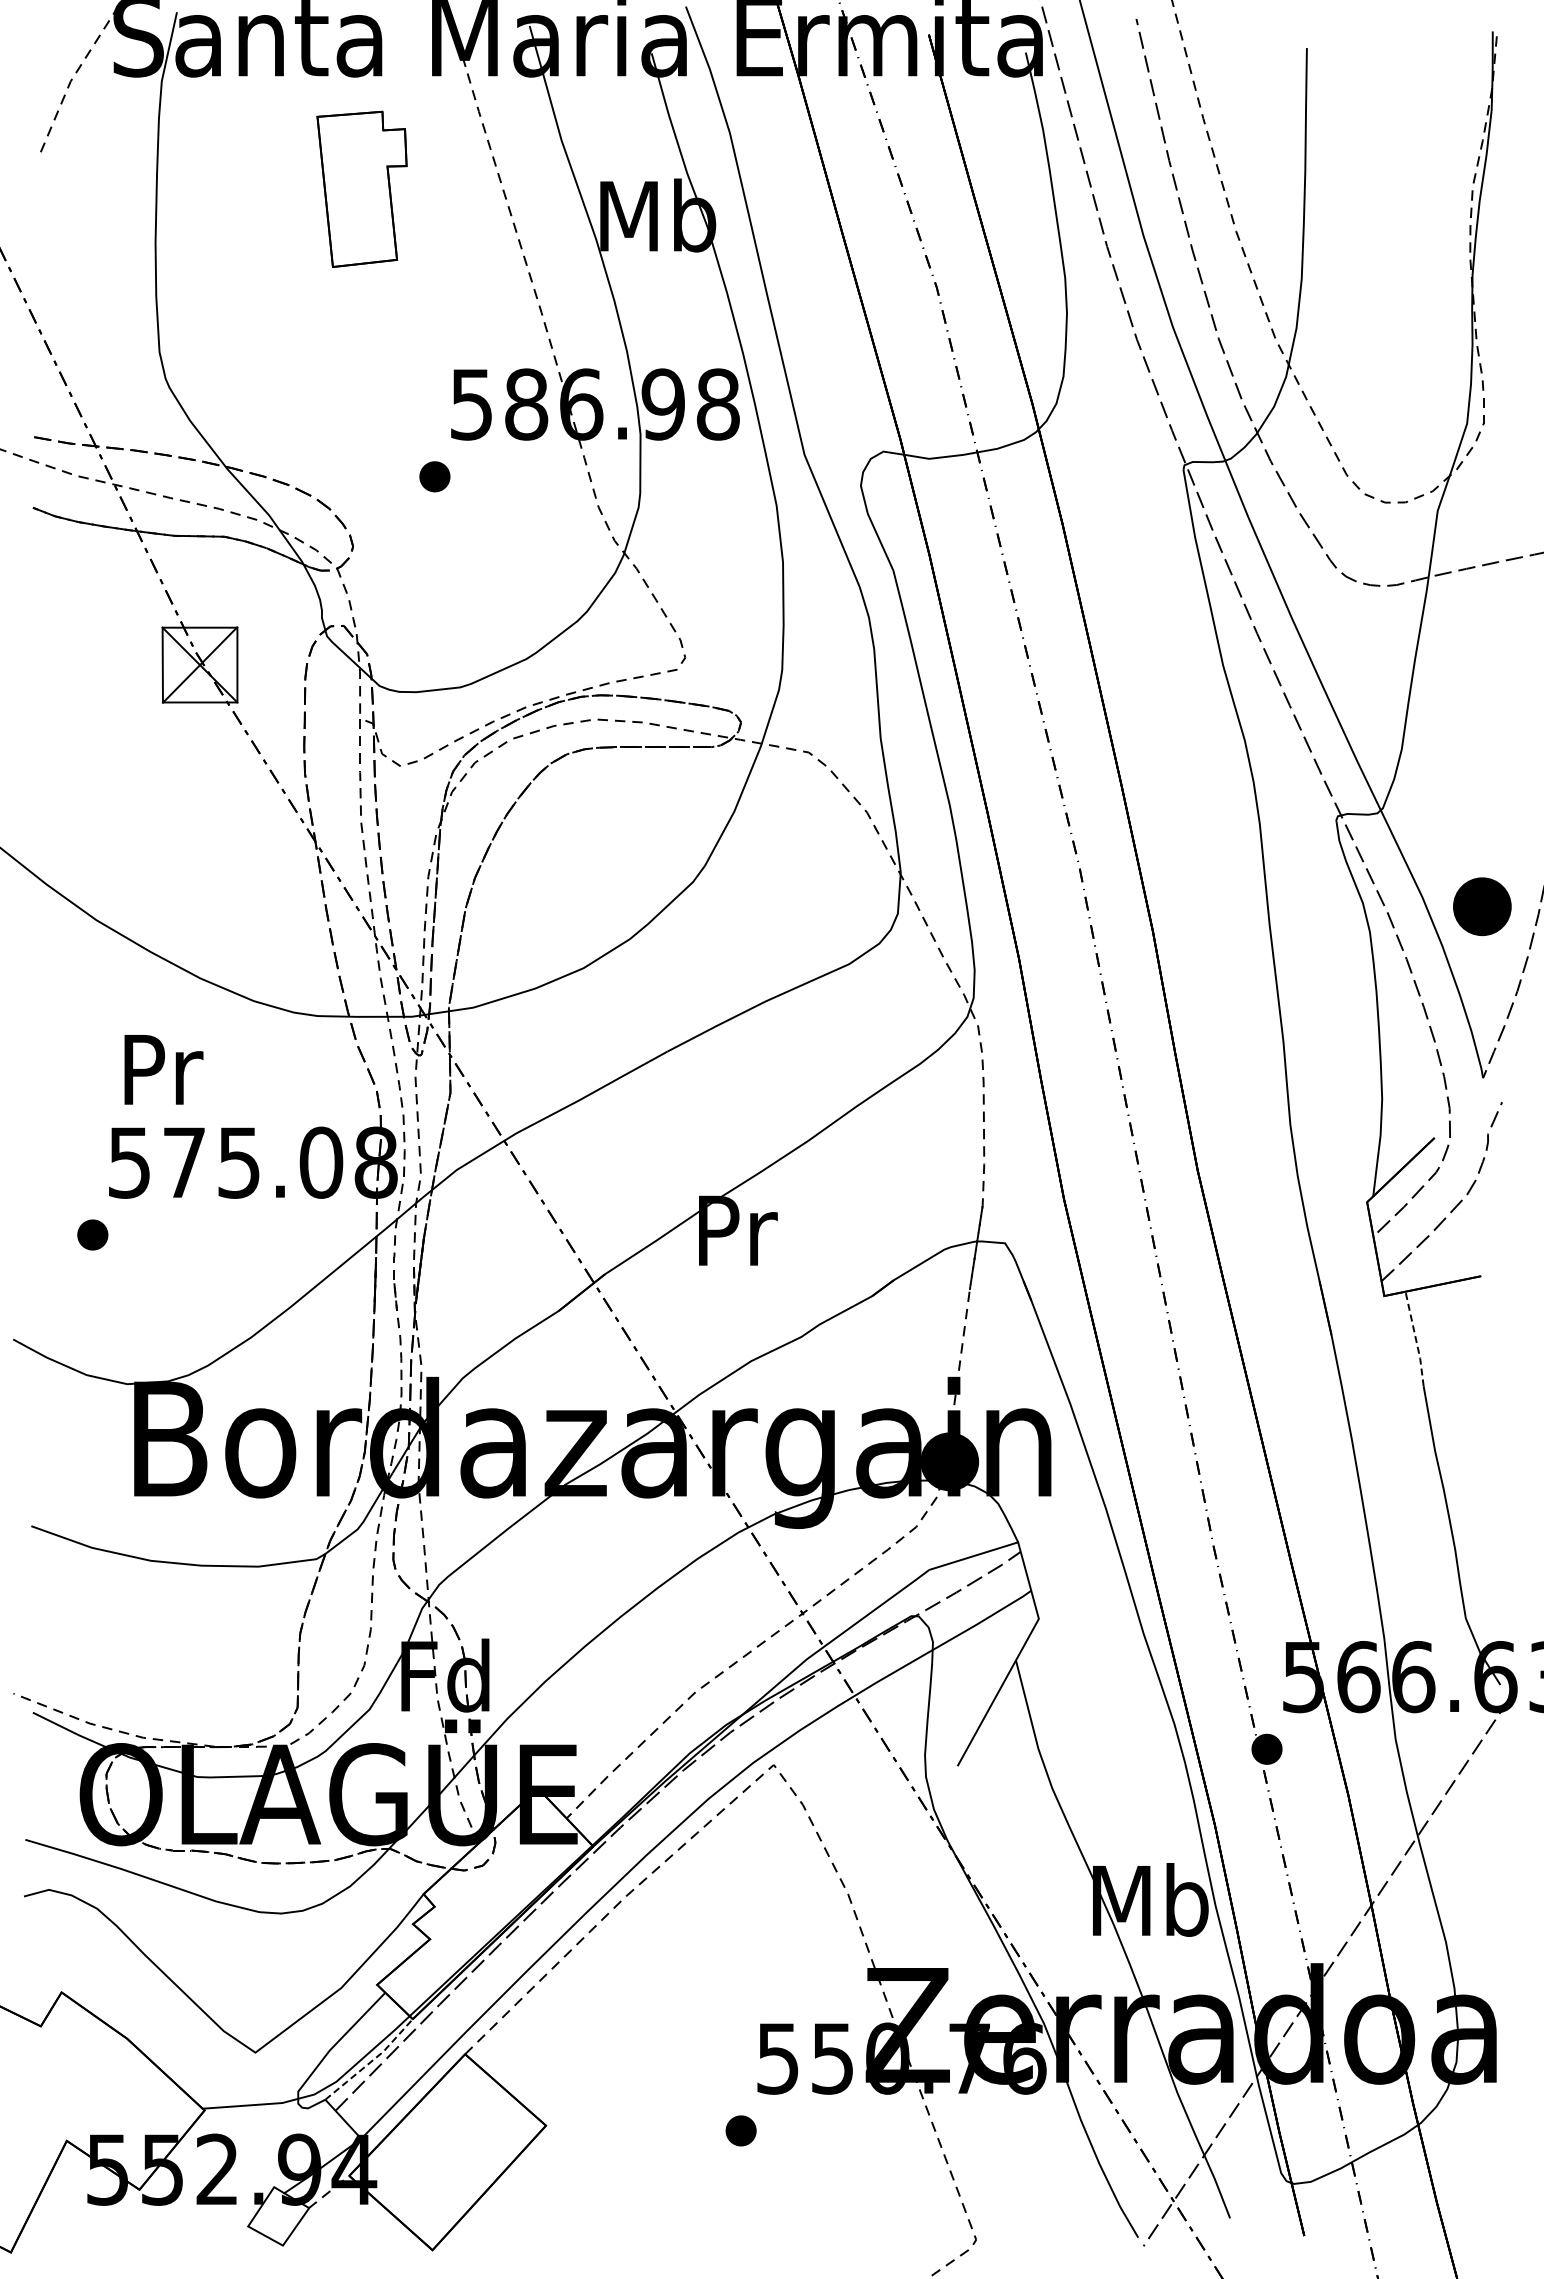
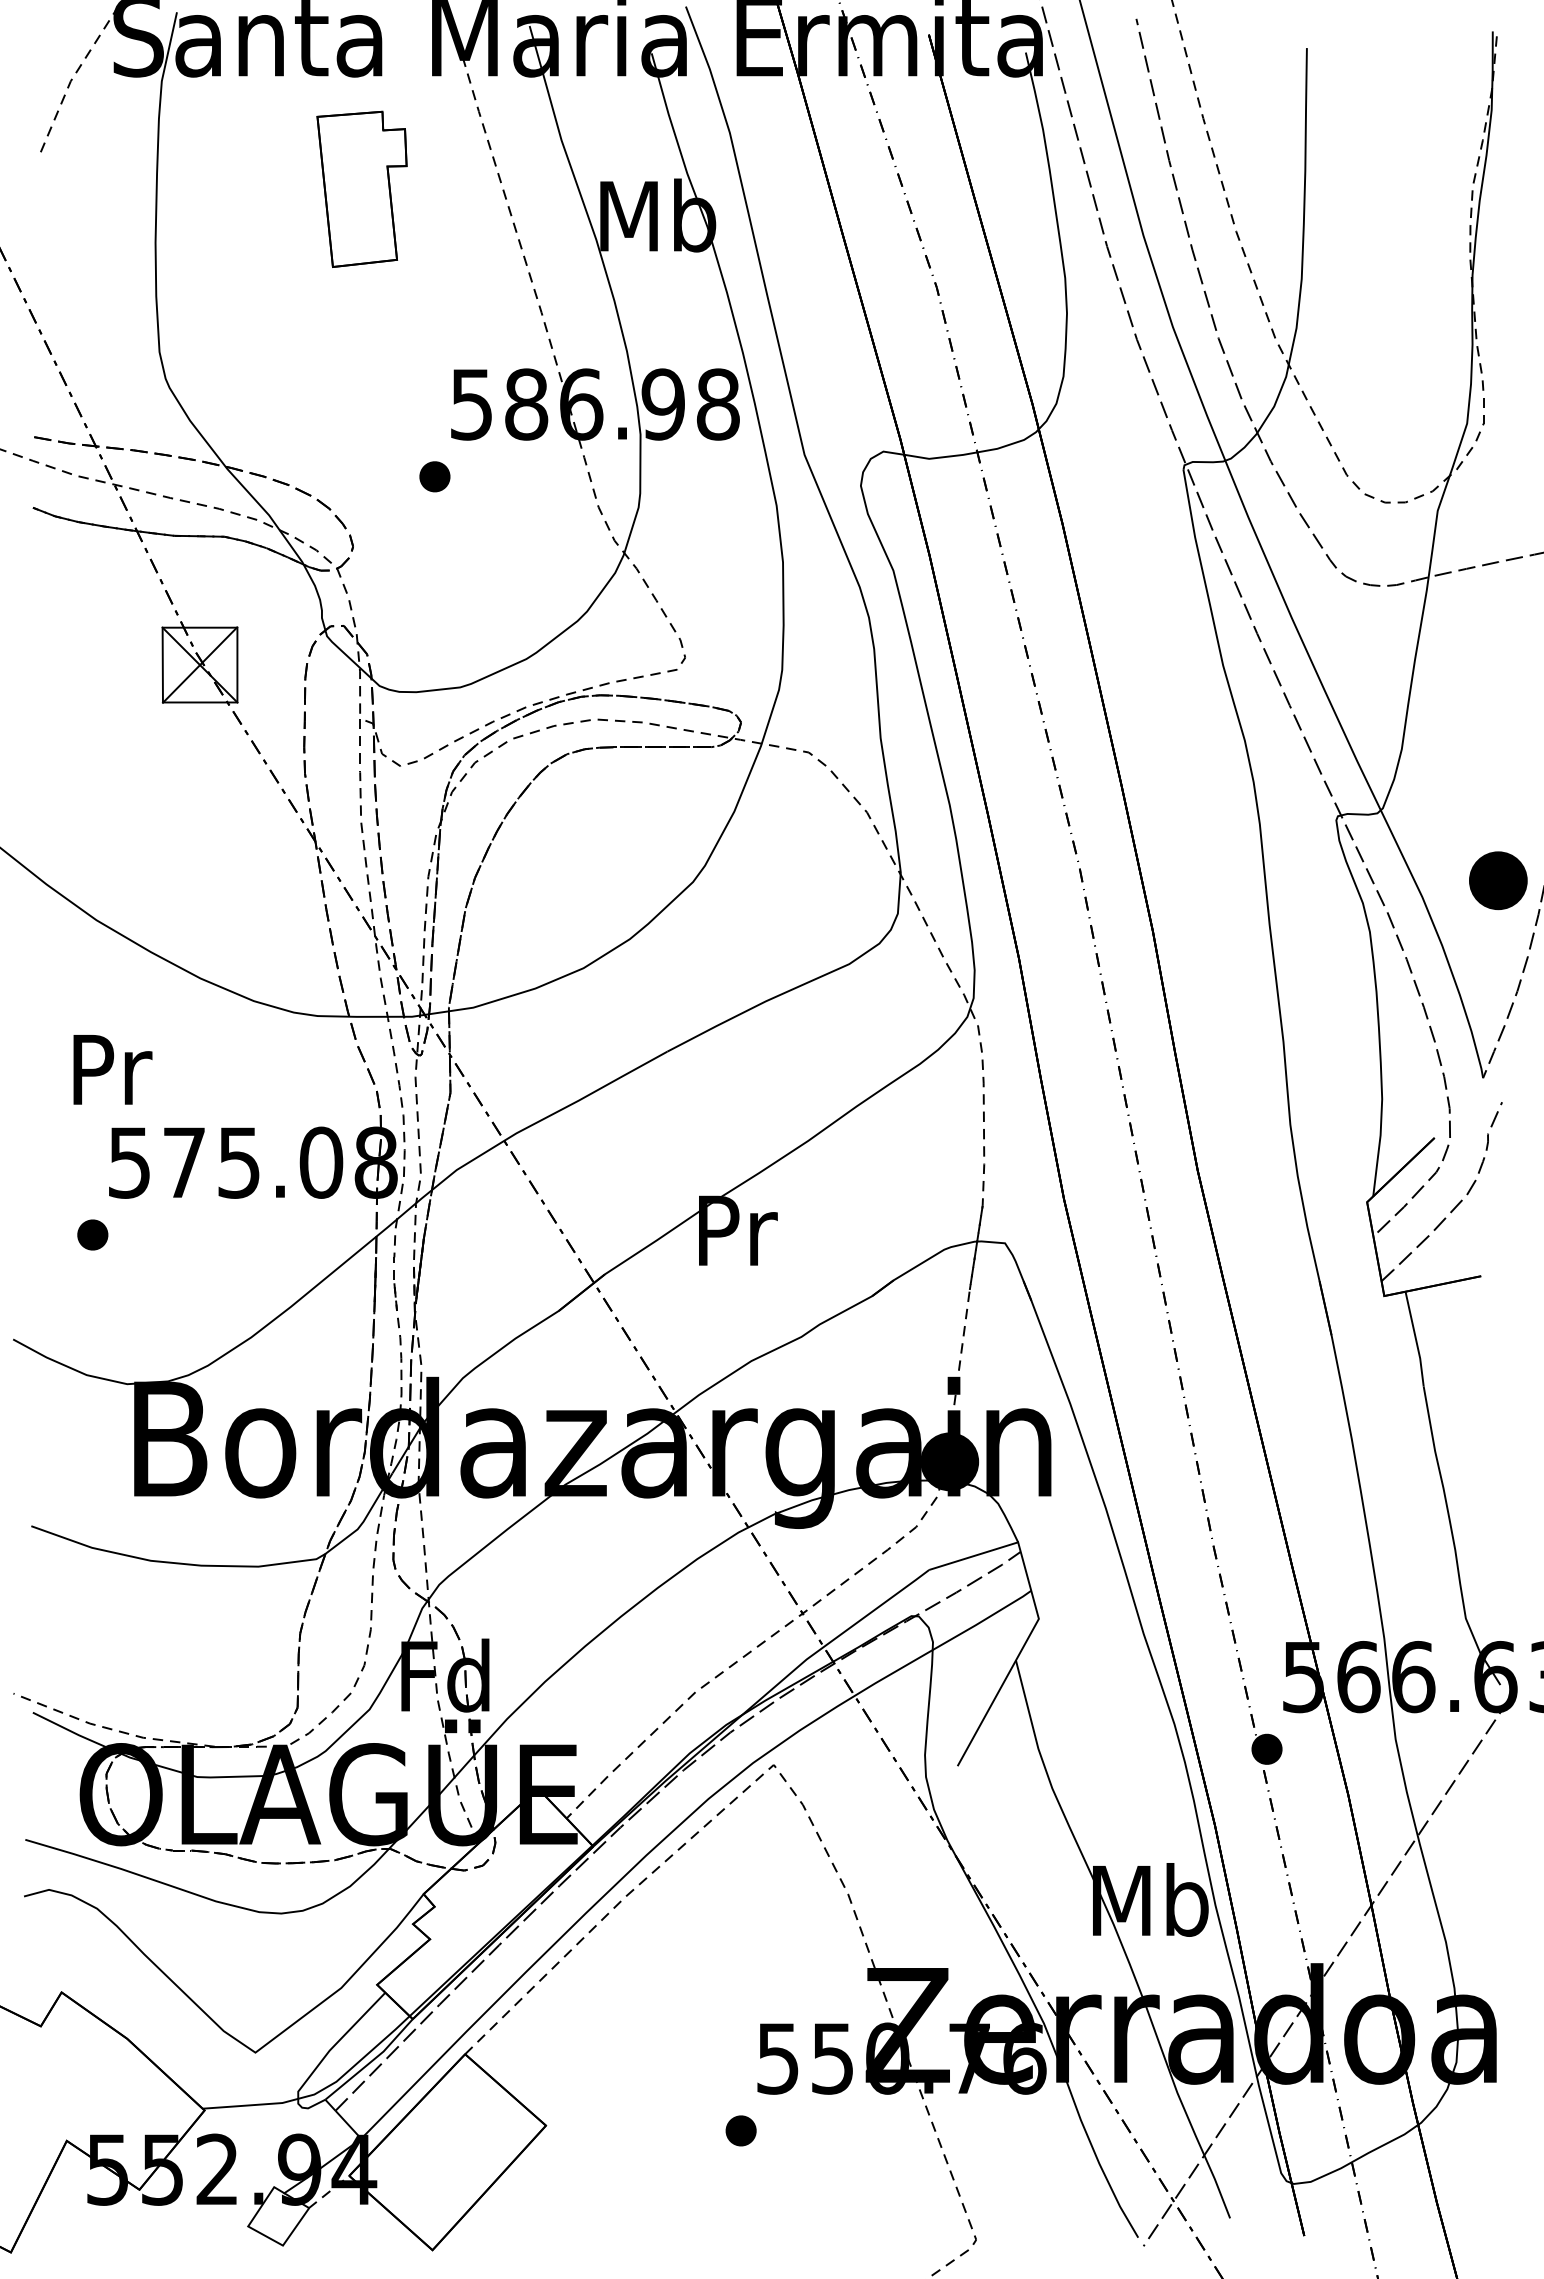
part position: (1482, 906) -> (1498, 880) (1498, 880)
text position: (163, 1069) -> (112, 1069) (112, 1069)
line: dashed -> solid (1415, 1338)
line: dashed -> solid (372, 2061)
